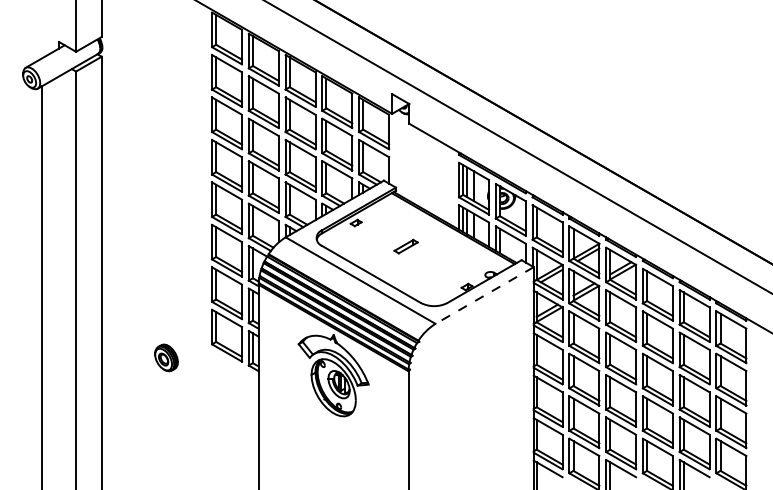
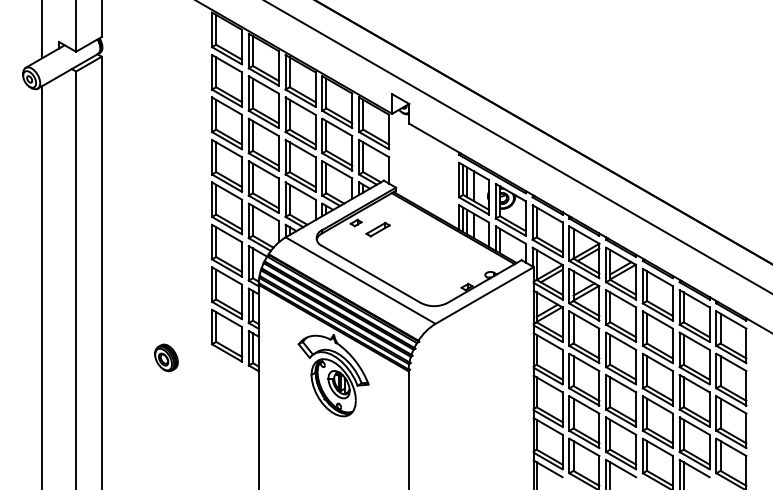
line: none -> present (41, 30)
part position: (405, 246) -> (377, 229) (377, 229)
line: dashed -> solid (484, 295)
